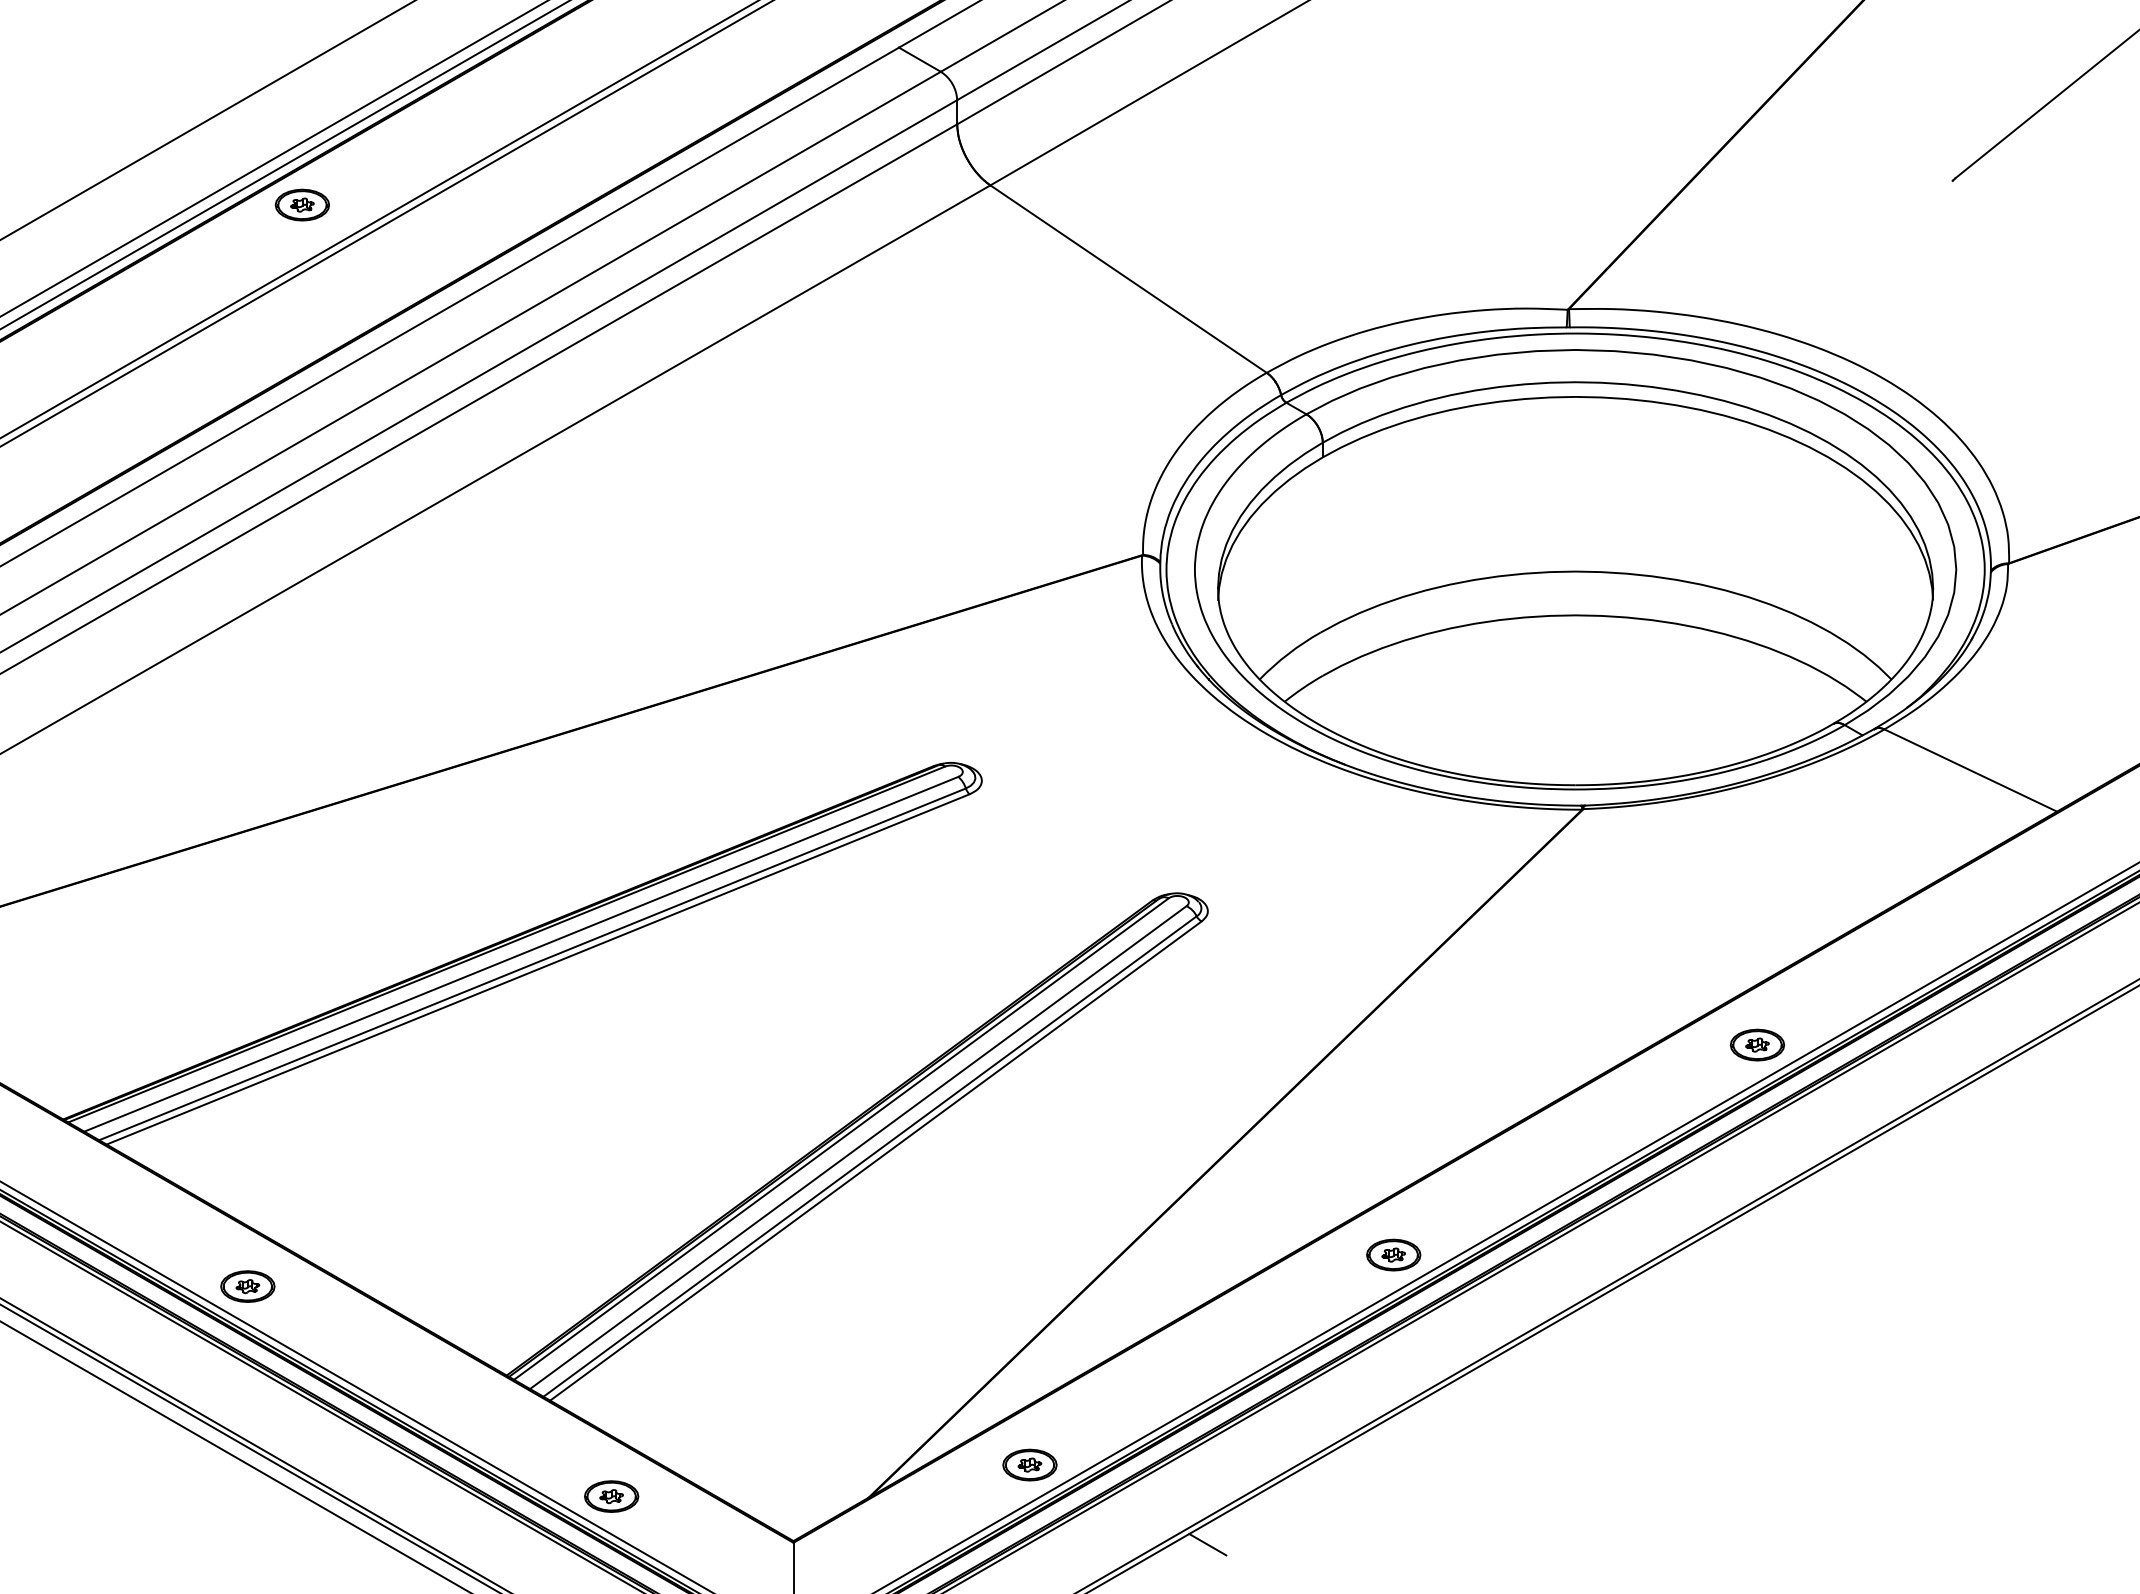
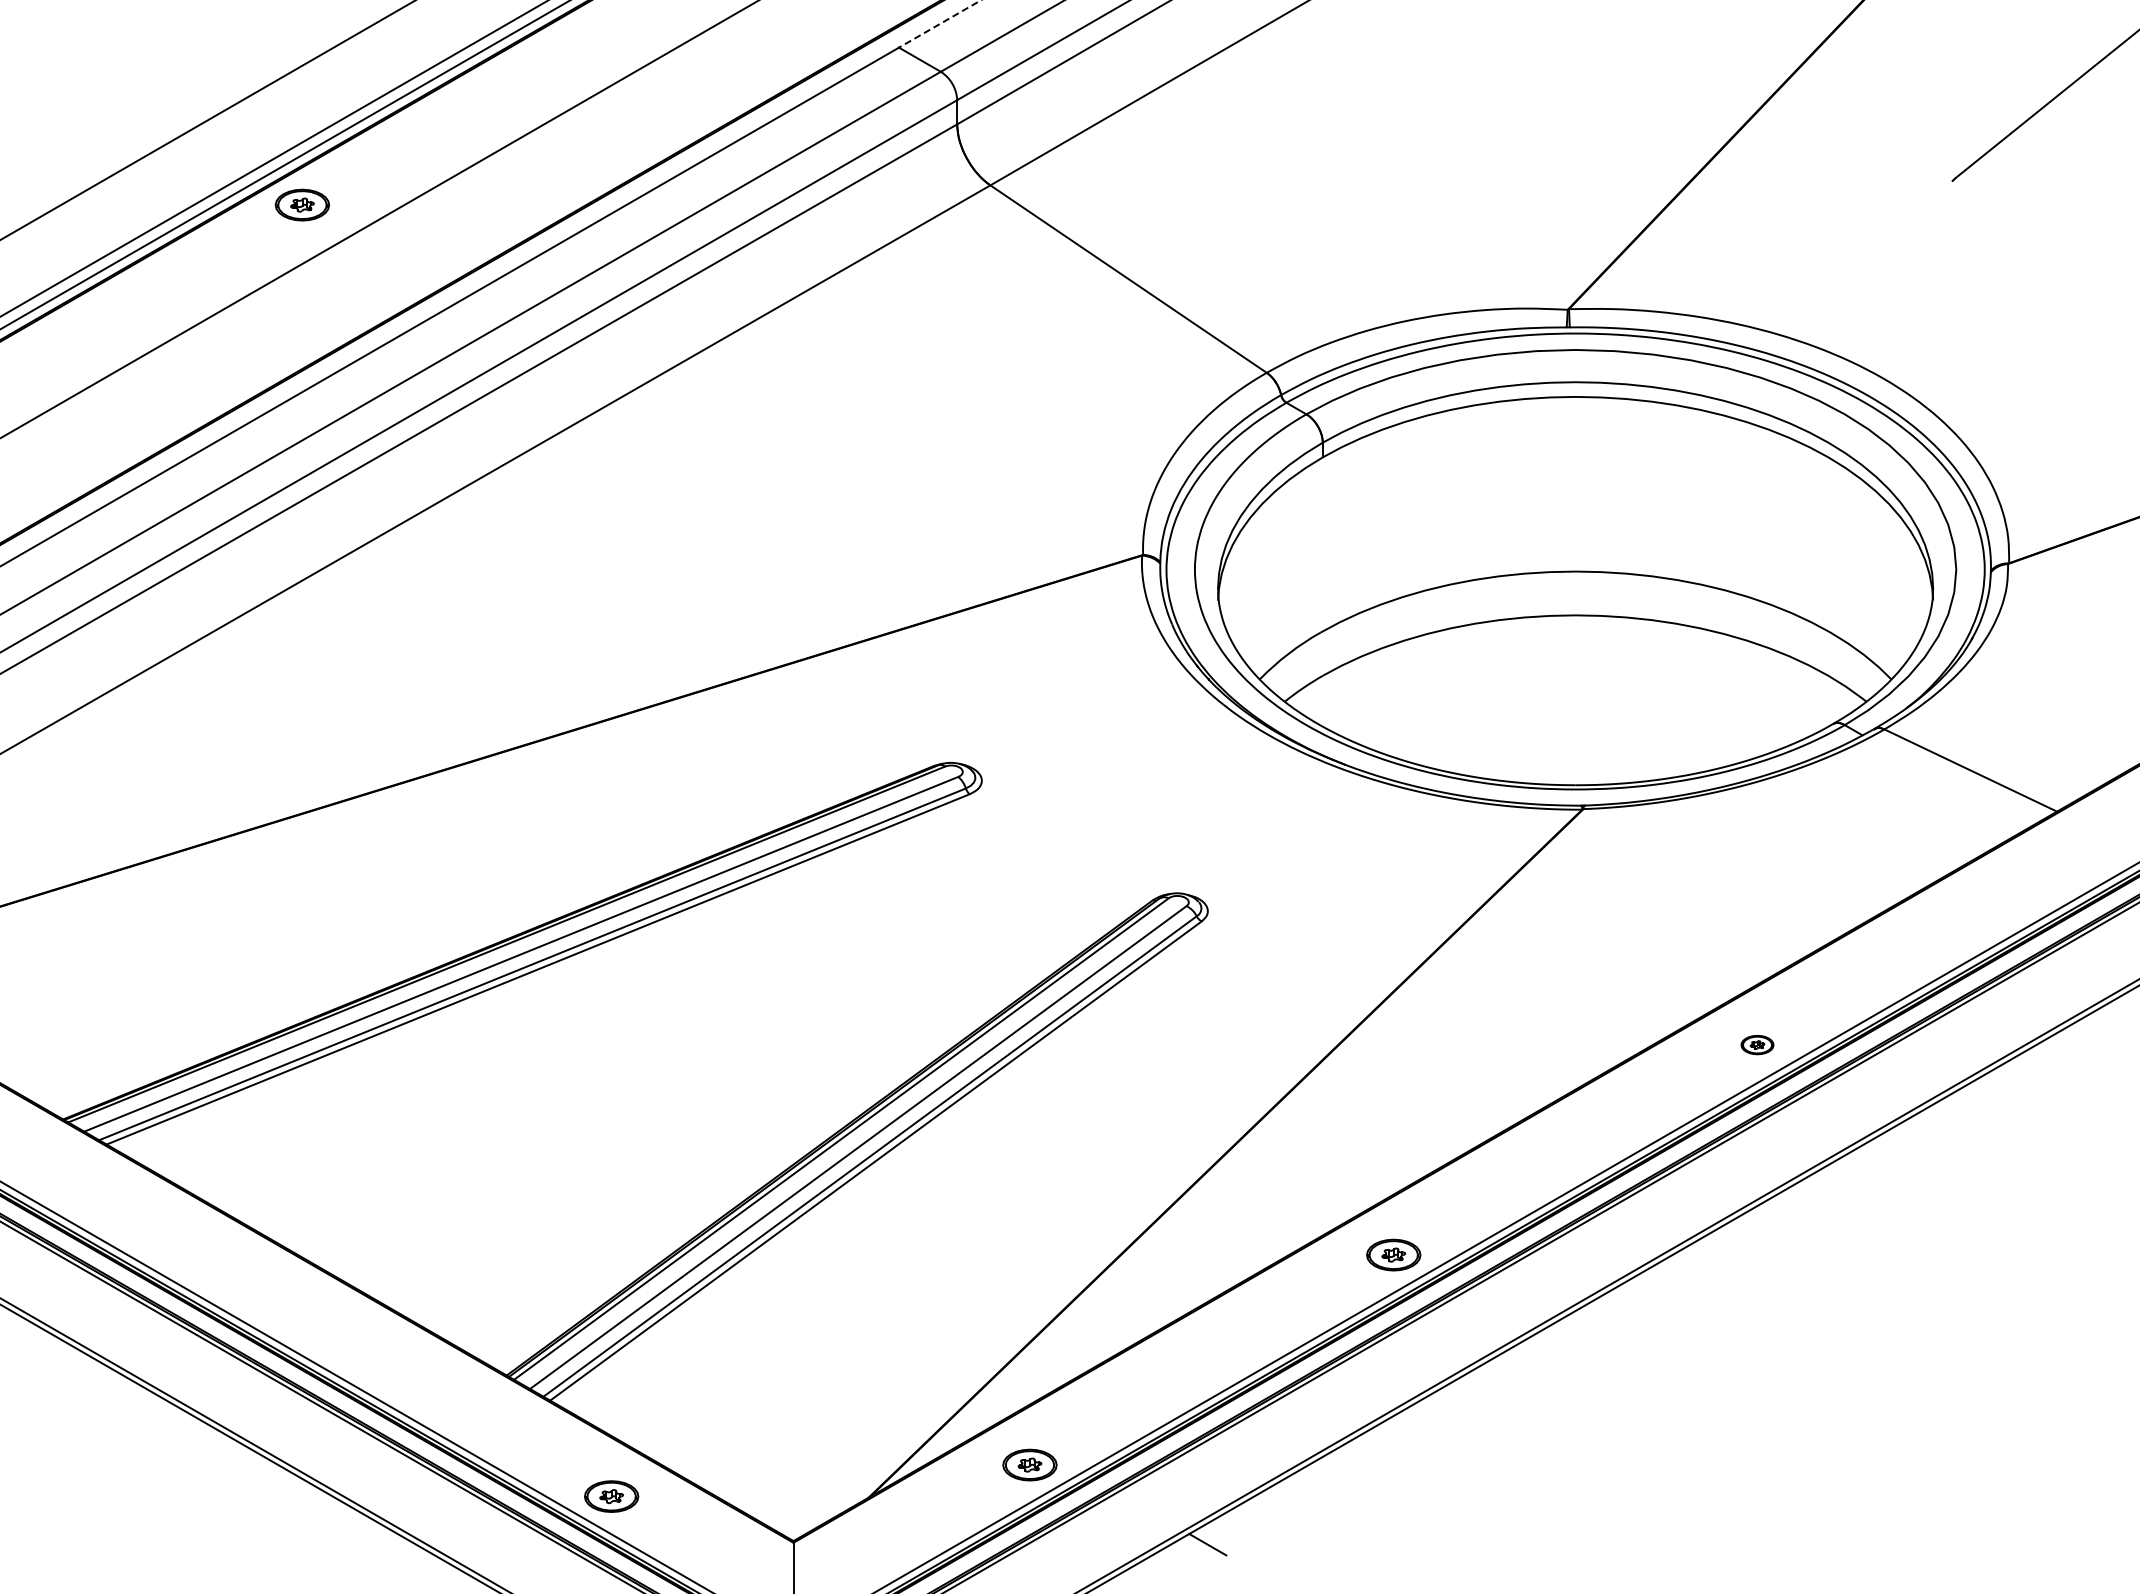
line: solid -> dashed (939, 24)
line: present -> none (386, 223)
part size: 57x34 px -> 35x22 px (1757, 1044)
part: present -> none (247, 1286)
line: present -> none (234, 1456)
